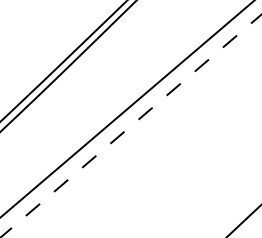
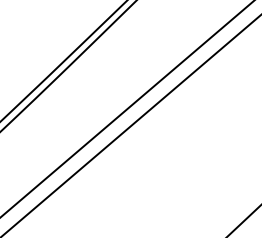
line: dashed -> solid (130, 126)
